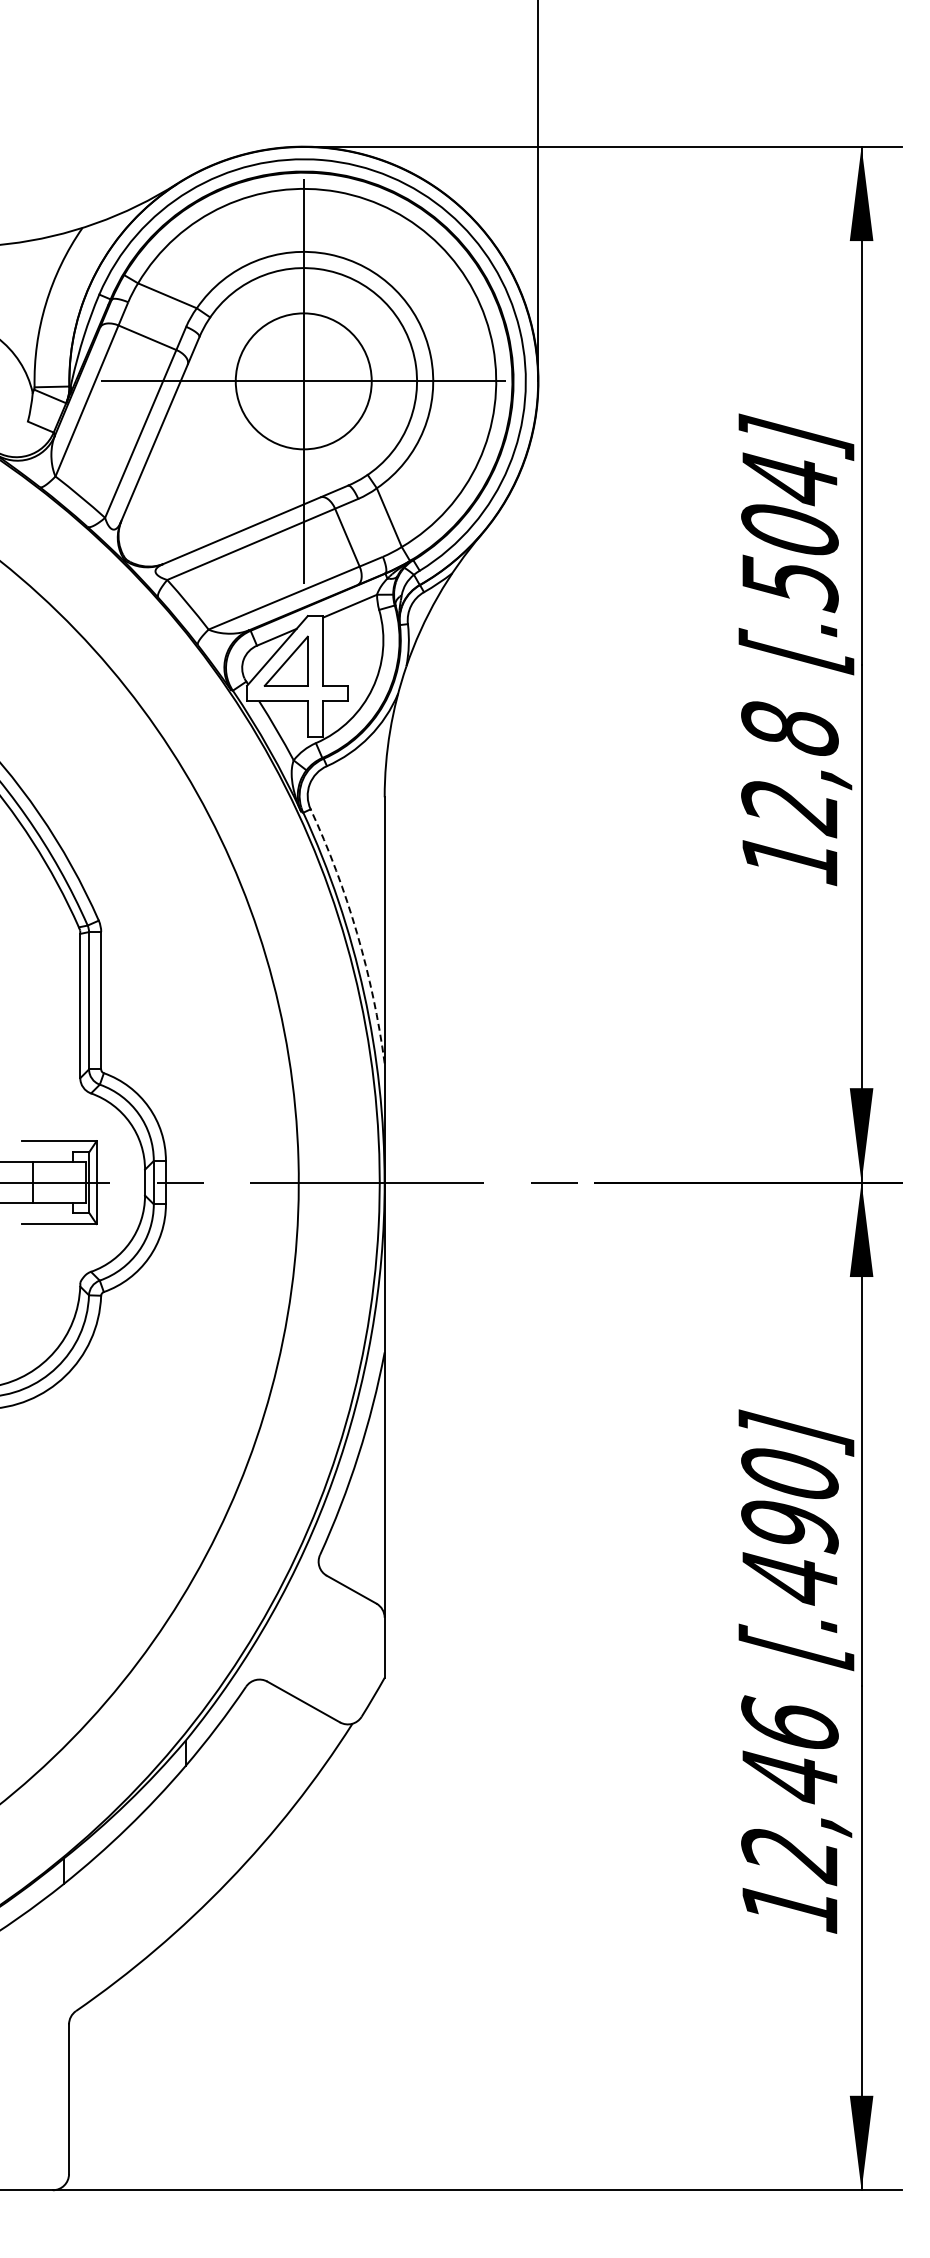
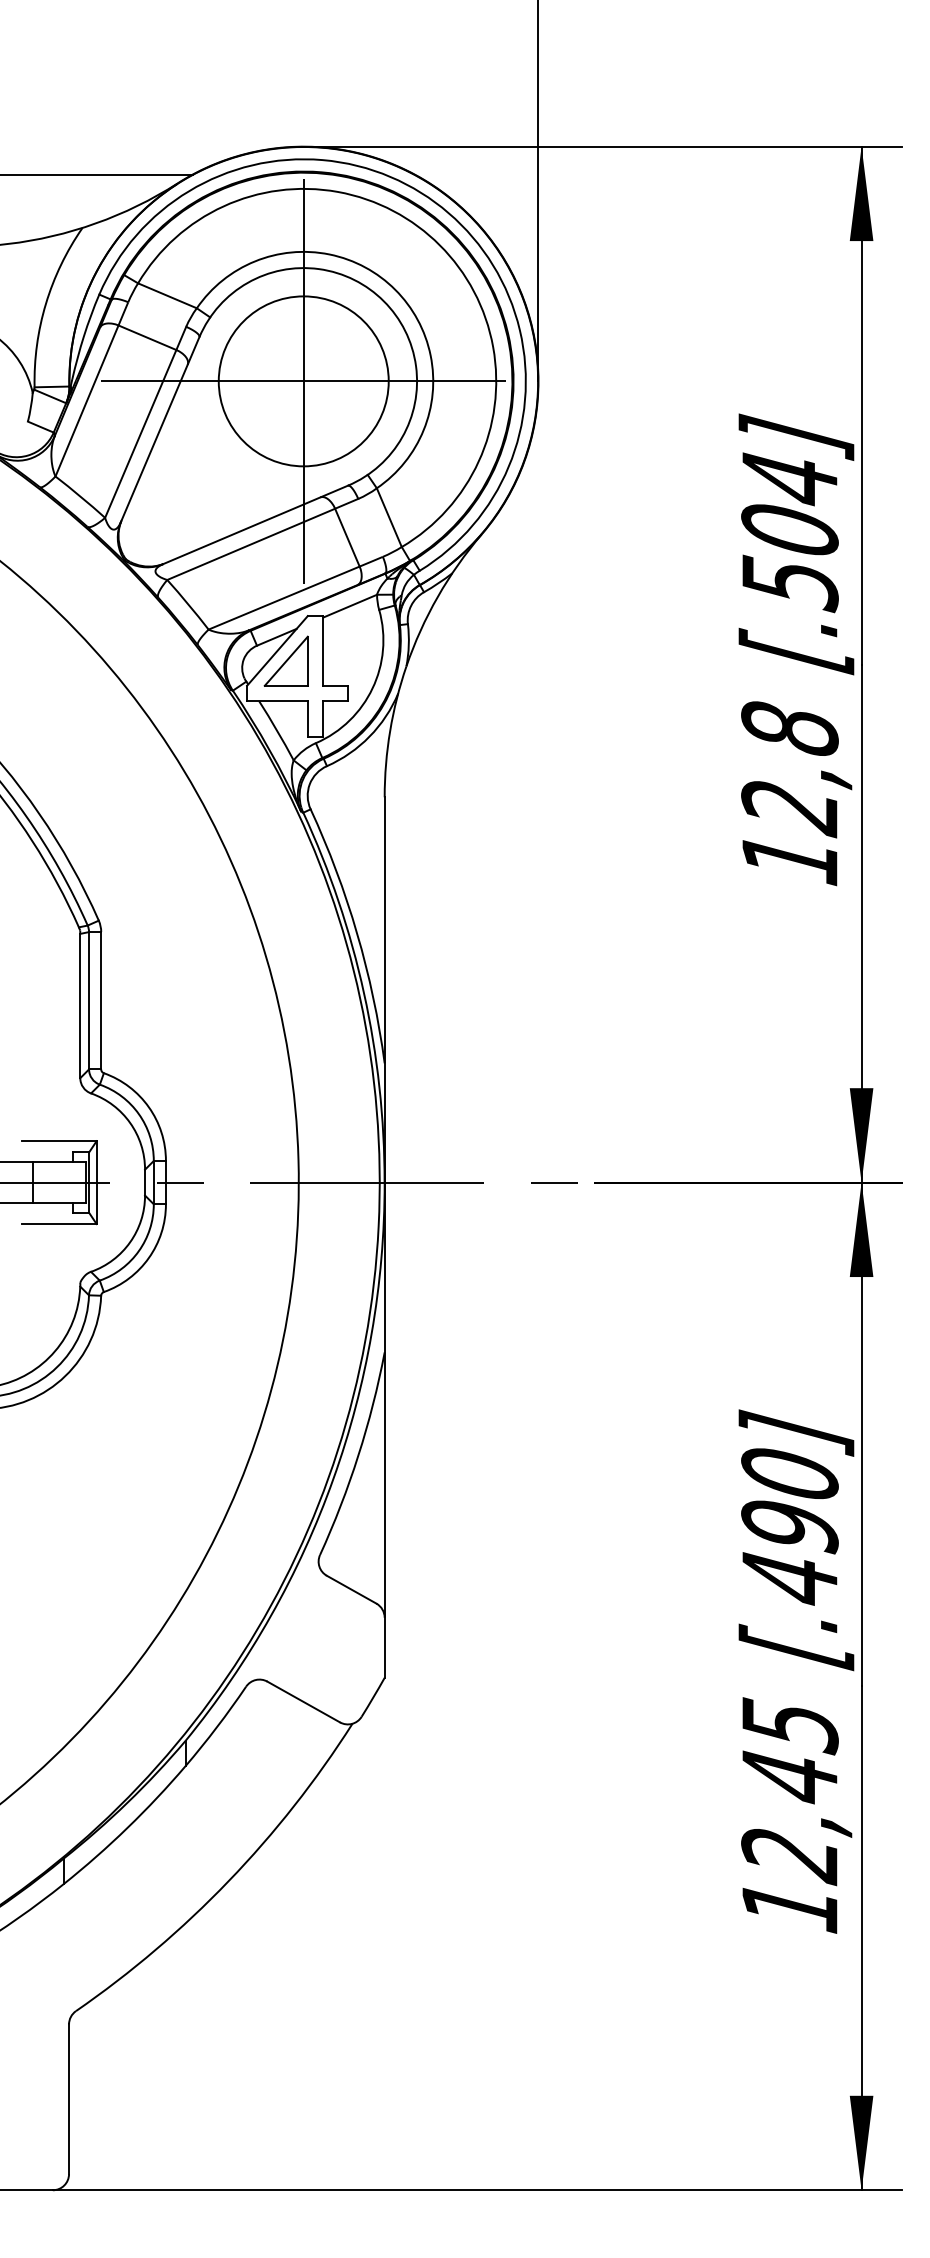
line: none -> present (97, 175)
circle diameter: 136 px -> 170 px (303, 381)
arc: dashed -> solid (357, 933)
text: 12,46 -> 12,45 (789, 1725)
